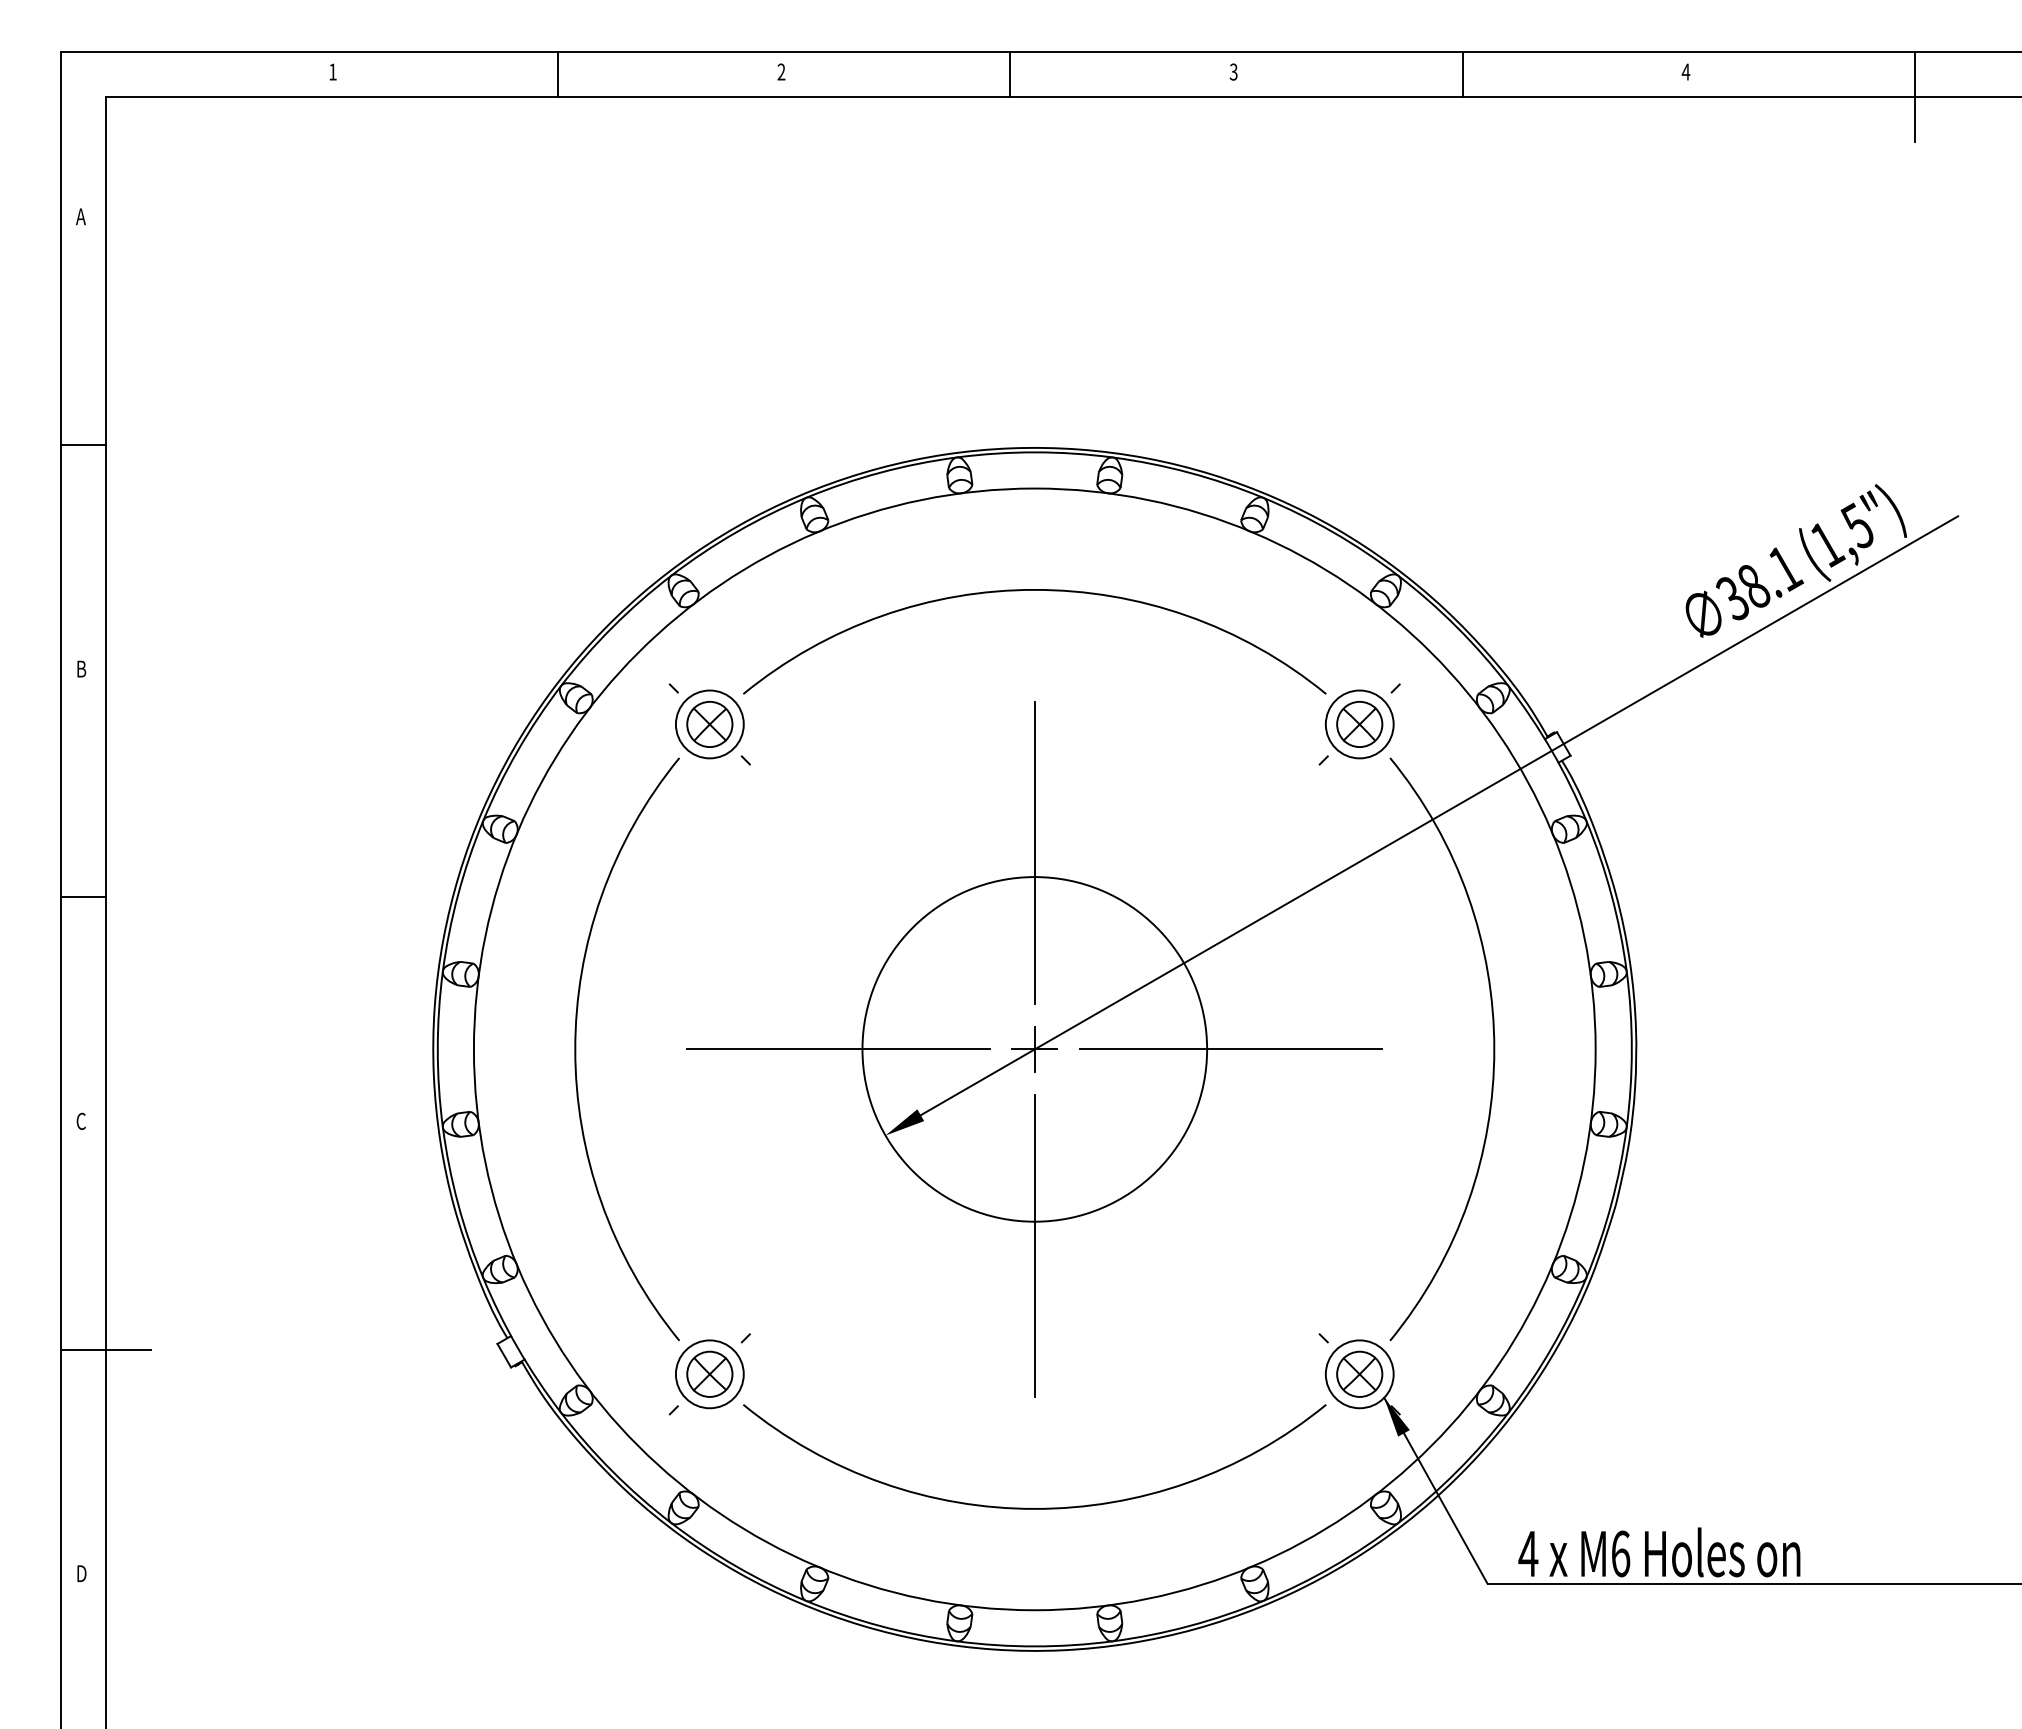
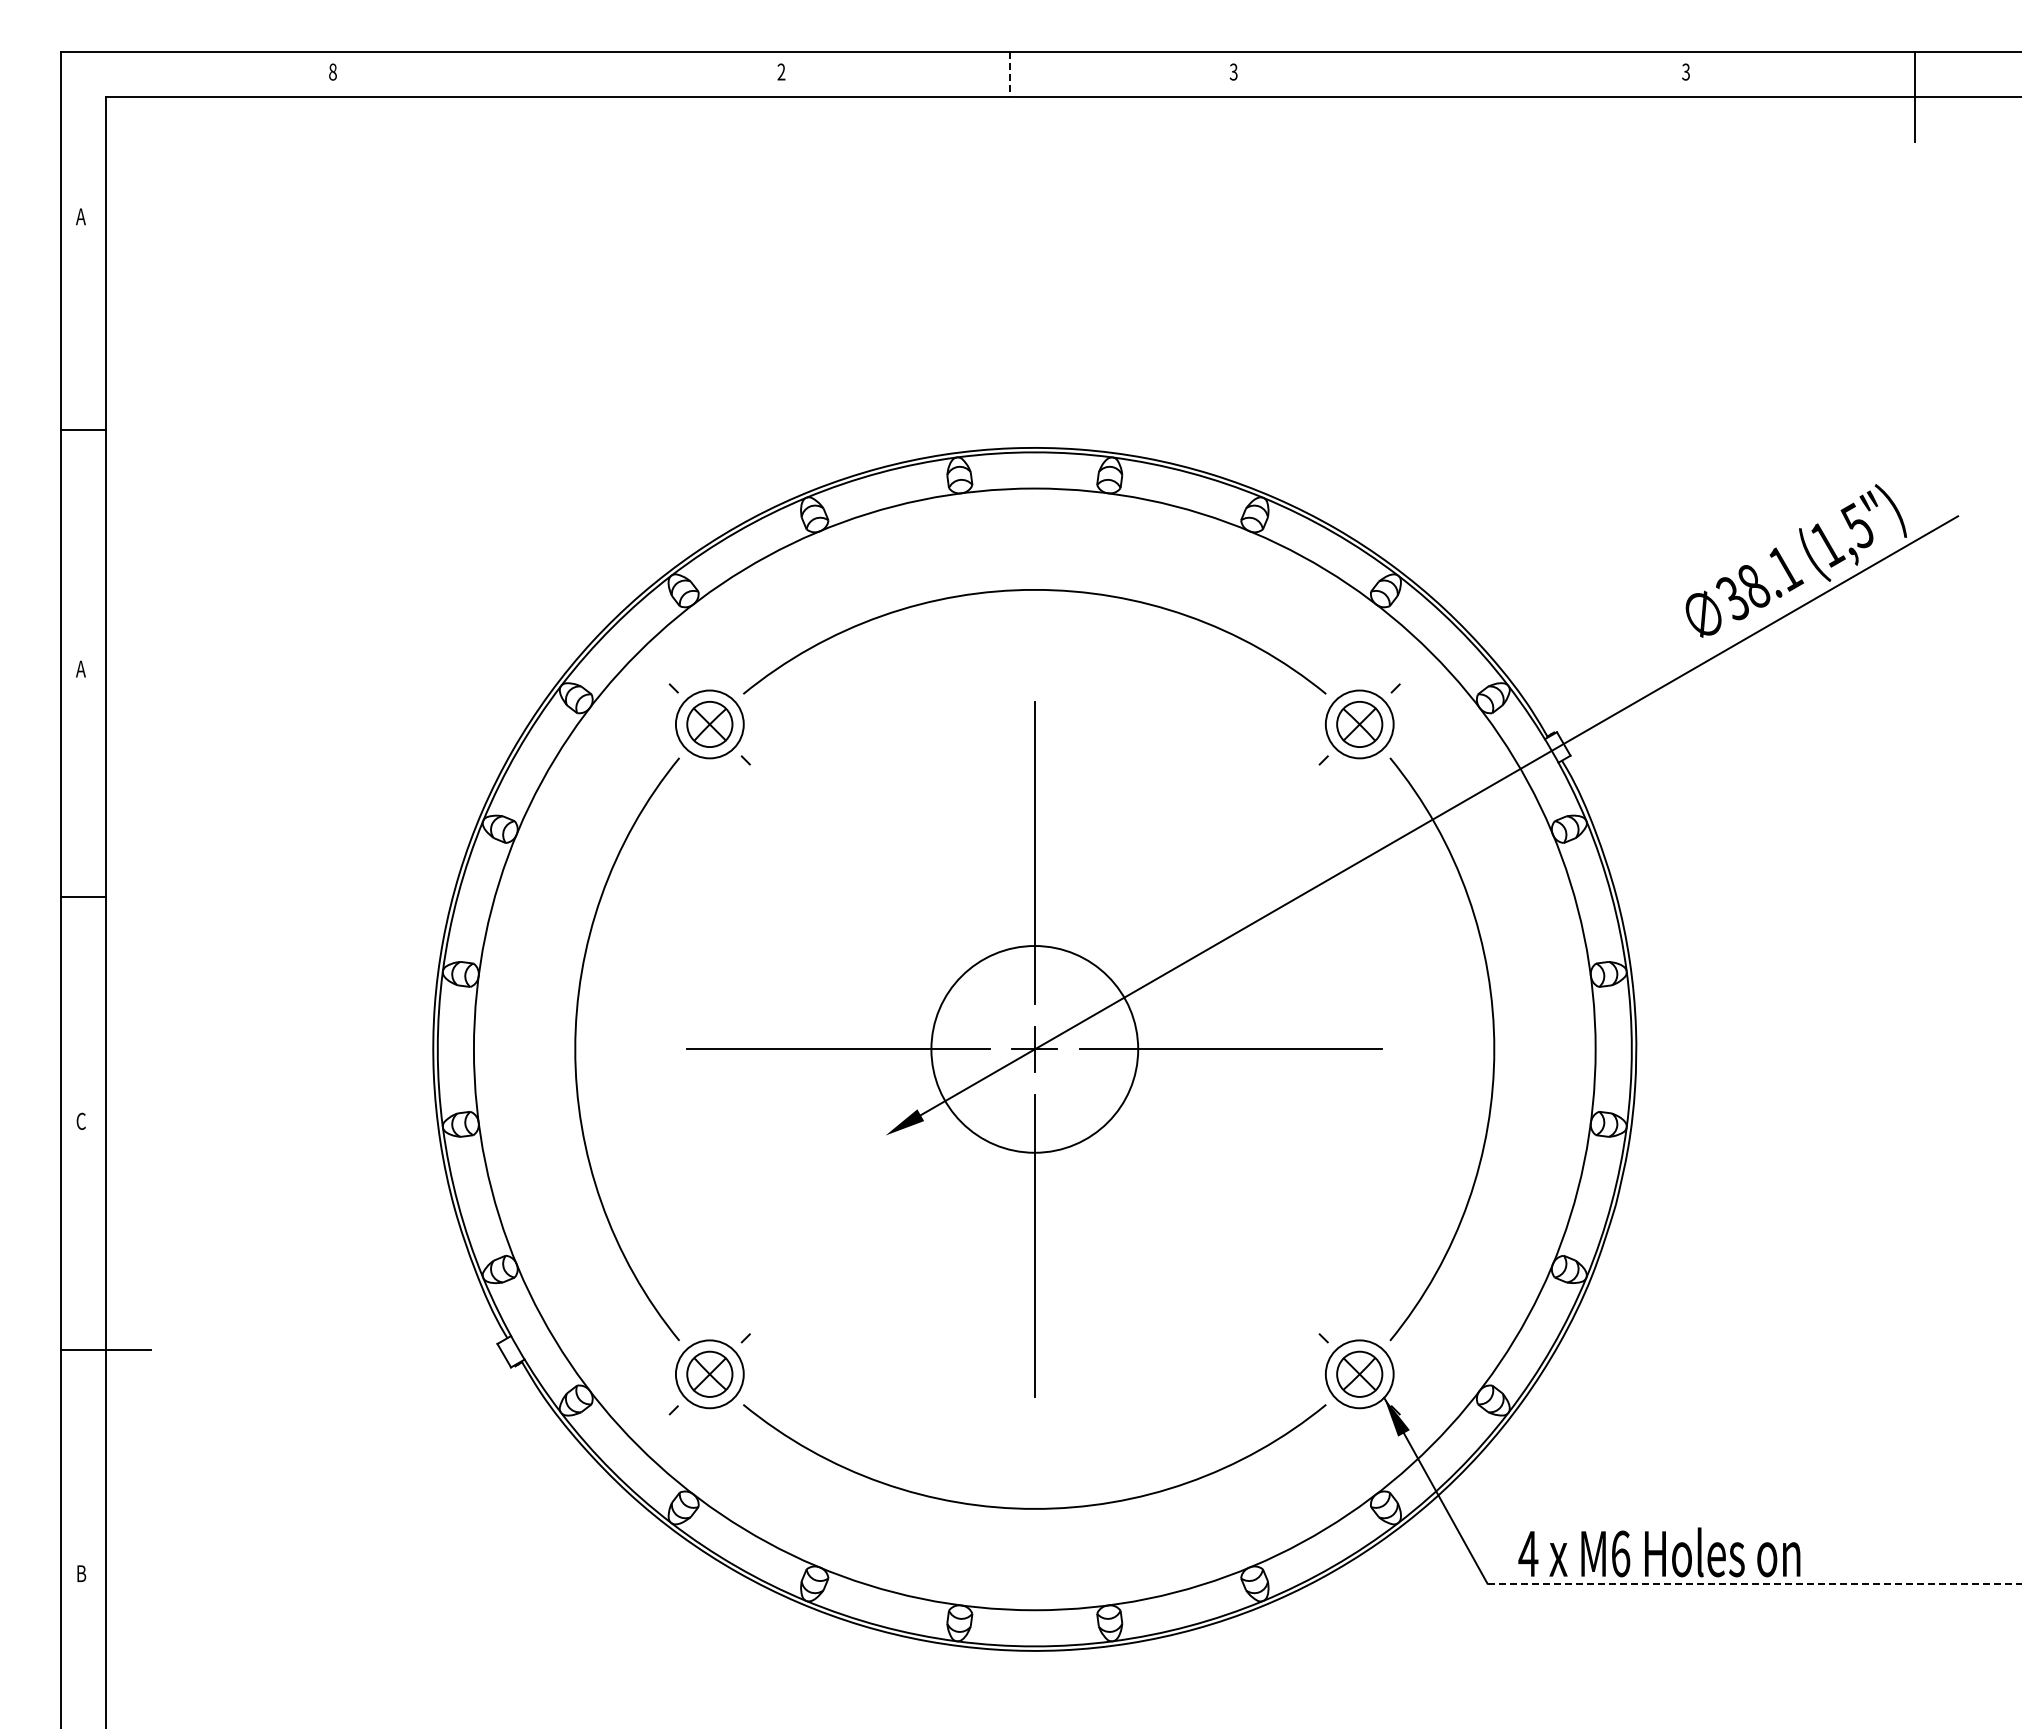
text: 1 -> 8 (332, 71)
text: 4 -> 3 (1685, 71)
line: present -> none (558, 73)
line: present -> none (1462, 73)
line: solid -> dashed (1010, 74)
line position: (82, 445) -> (82, 430) (82, 430)
text: B -> A (81, 668)
circle diameter: 345 px -> 207 px (1034, 1049)
text: D -> B (82, 1573)
line: solid -> dashed (1754, 1583)
